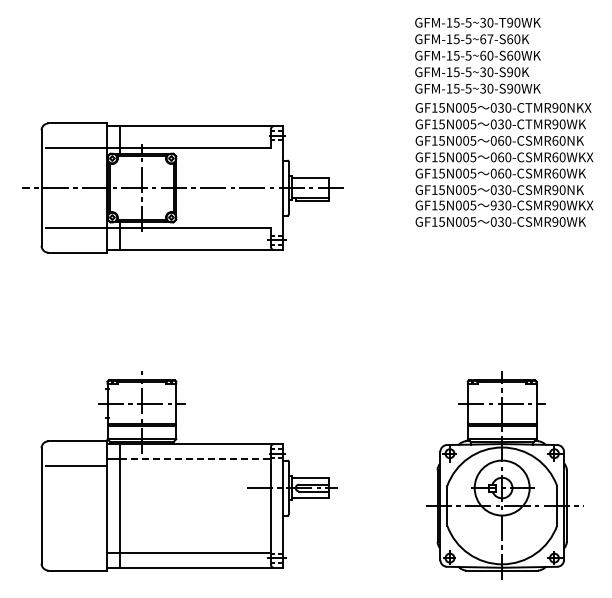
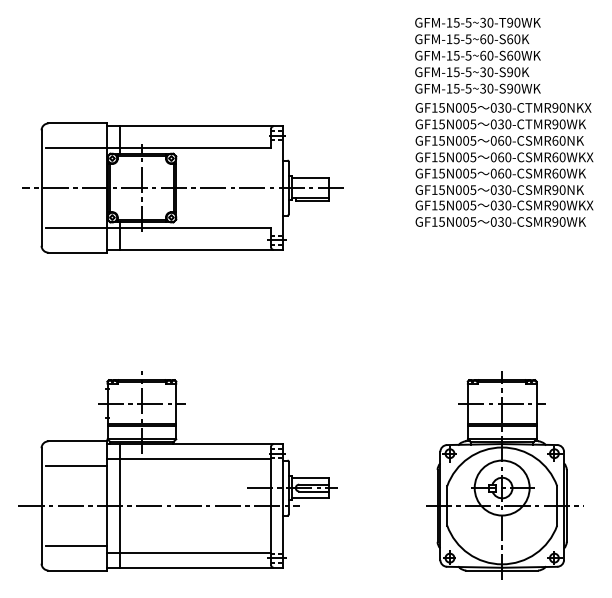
text: GFM-15-5~67-S60K -> GFM-15-5~60-S60K (490, 39)
text: 930-CSMR90WKX -> 030-CSMR90WKX (493, 205)
line: dashed -> solid (195, 458)
line: none -> present (159, 505)
line: none -> present (76, 545)
